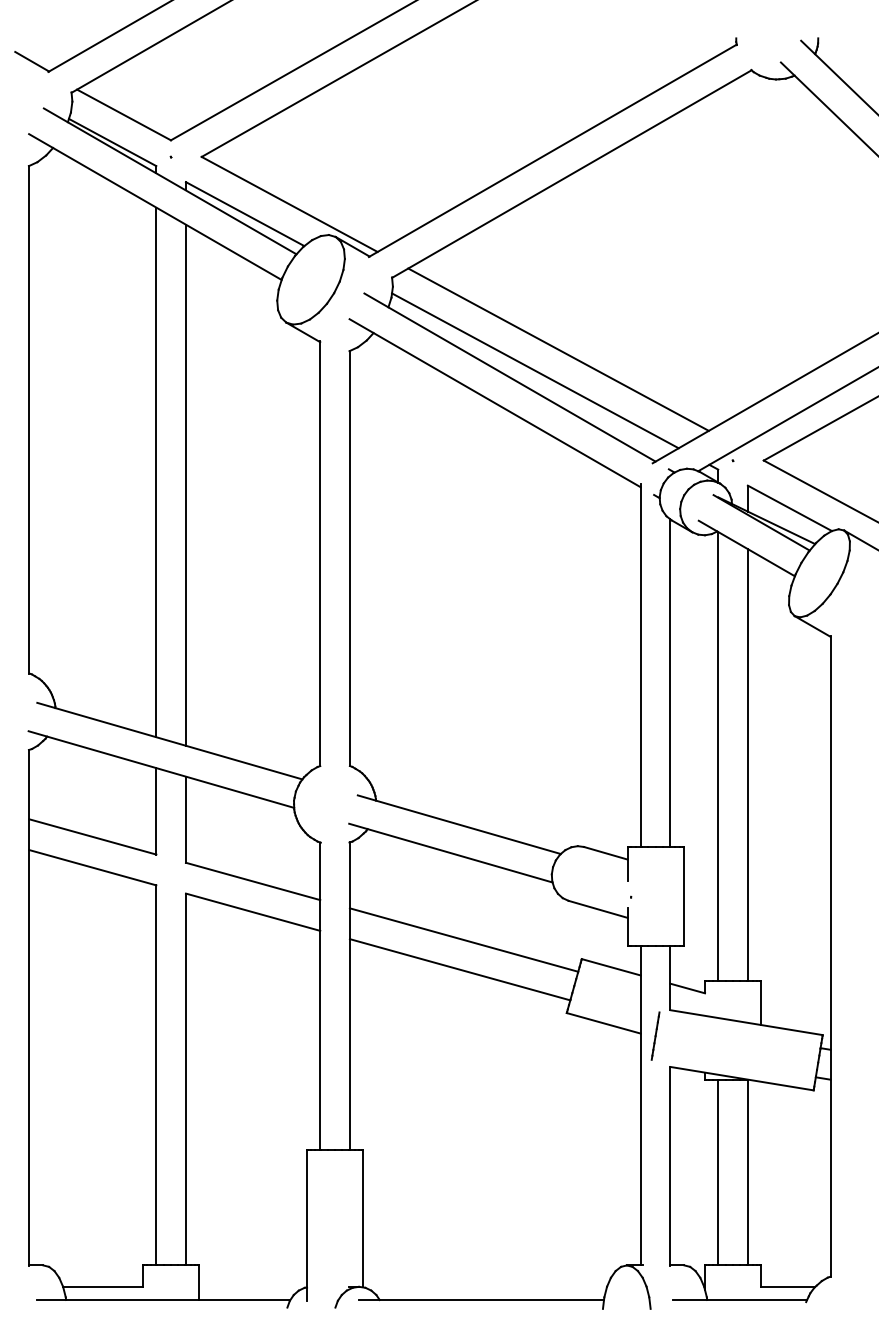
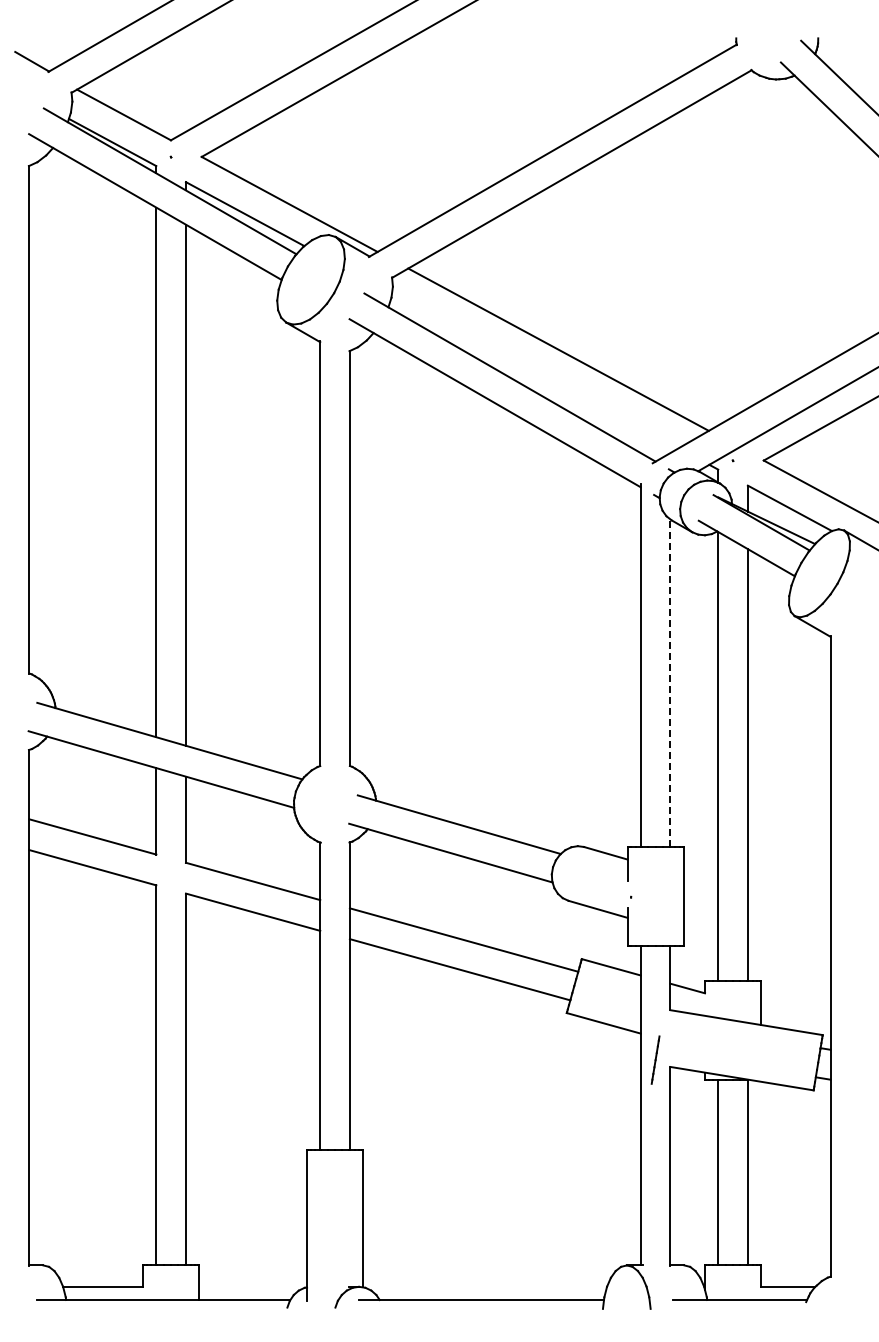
line: present -> none (535, 370)
line: solid -> dashed (670, 683)
line position: (655, 1035) -> (655, 1059) (655, 1059)
